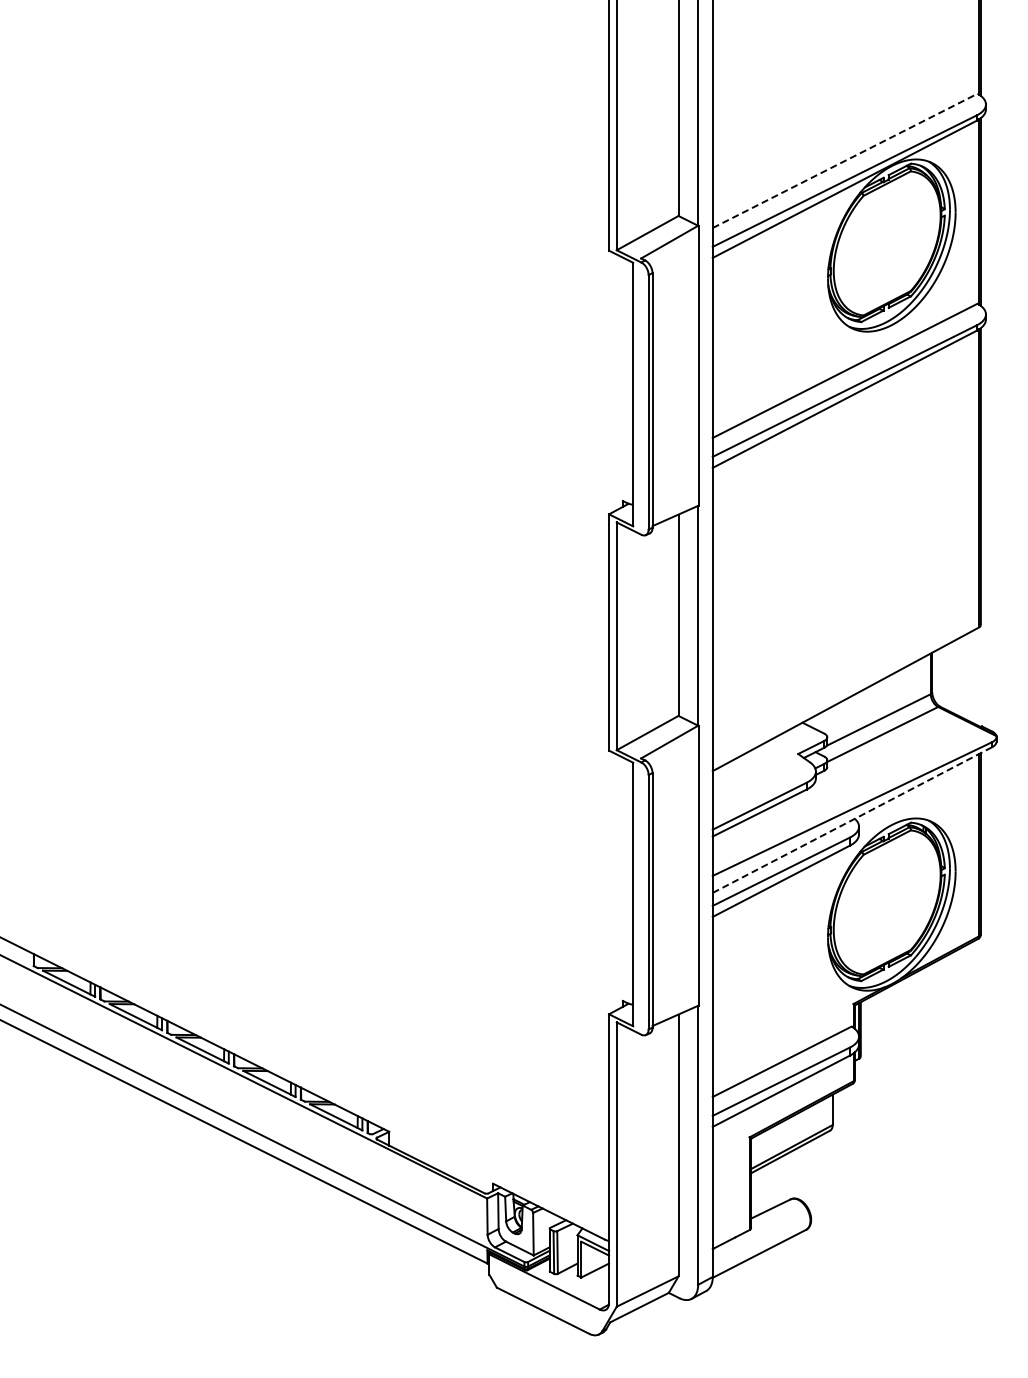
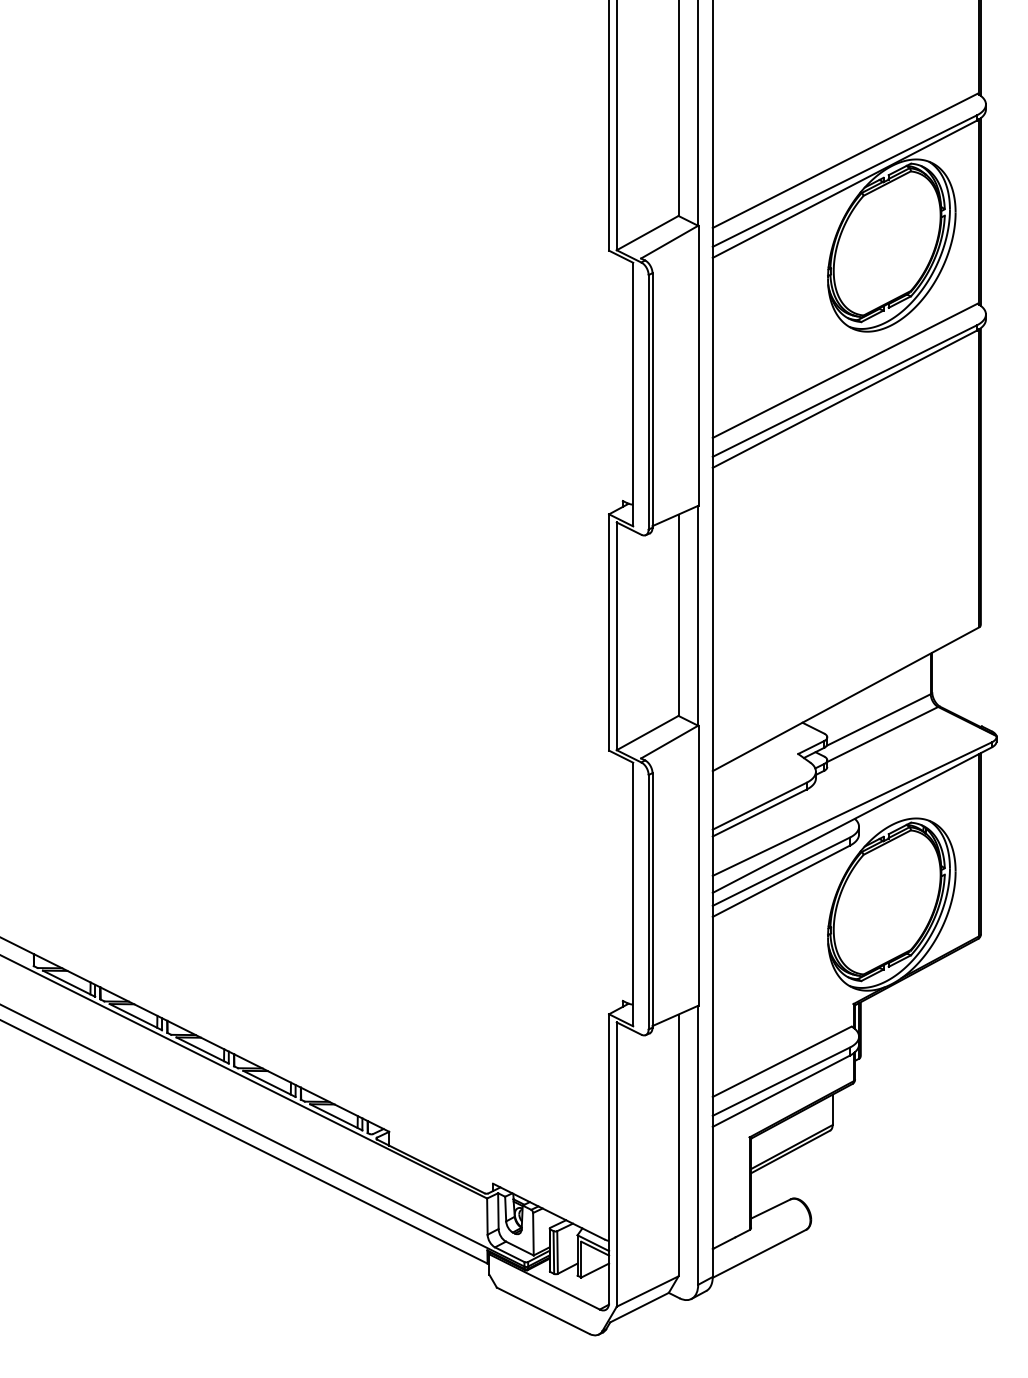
line: dashed -> solid (845, 160)
line: dashed -> solid (852, 819)
